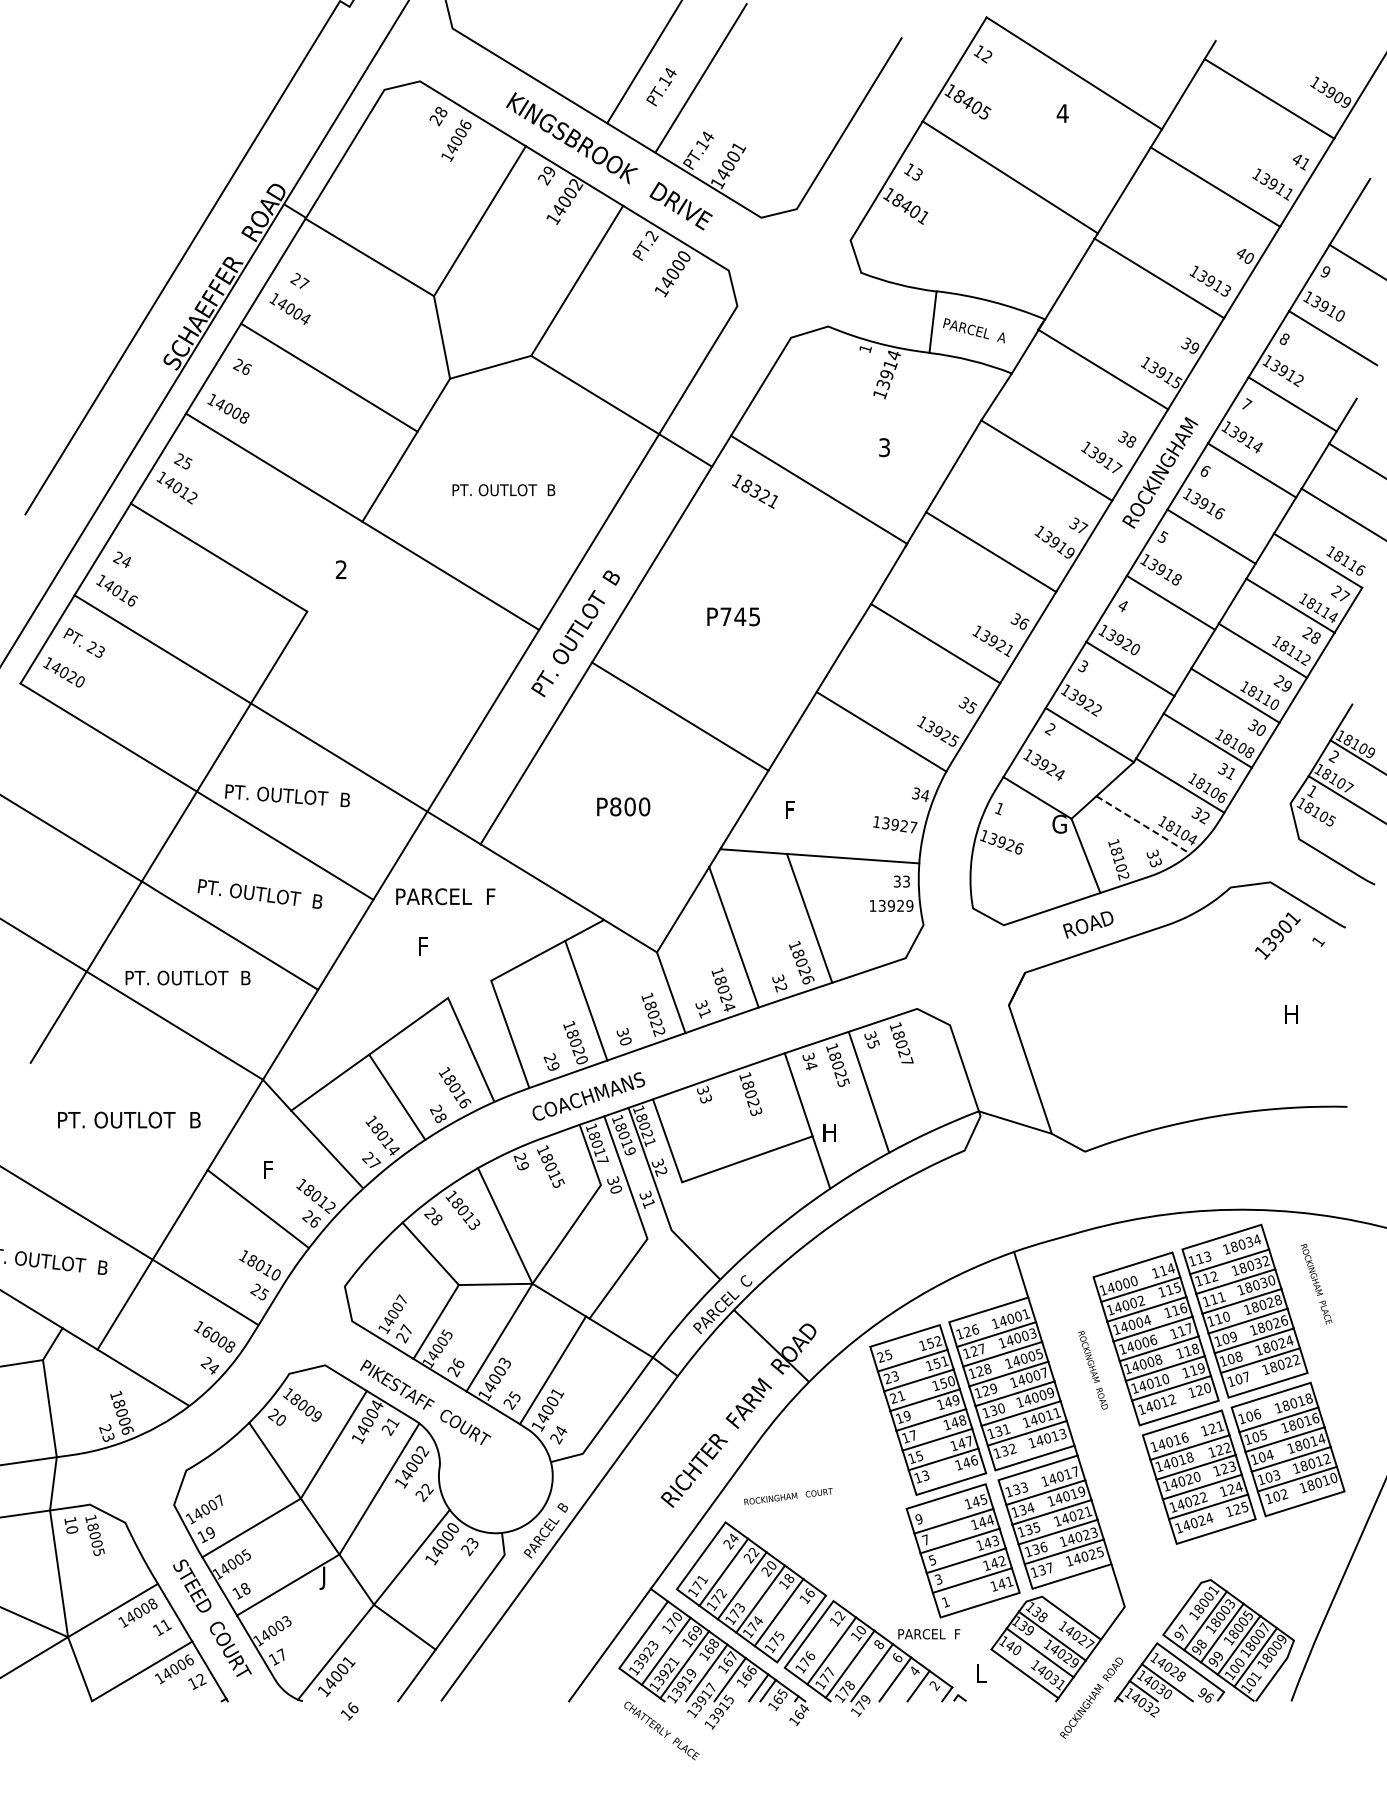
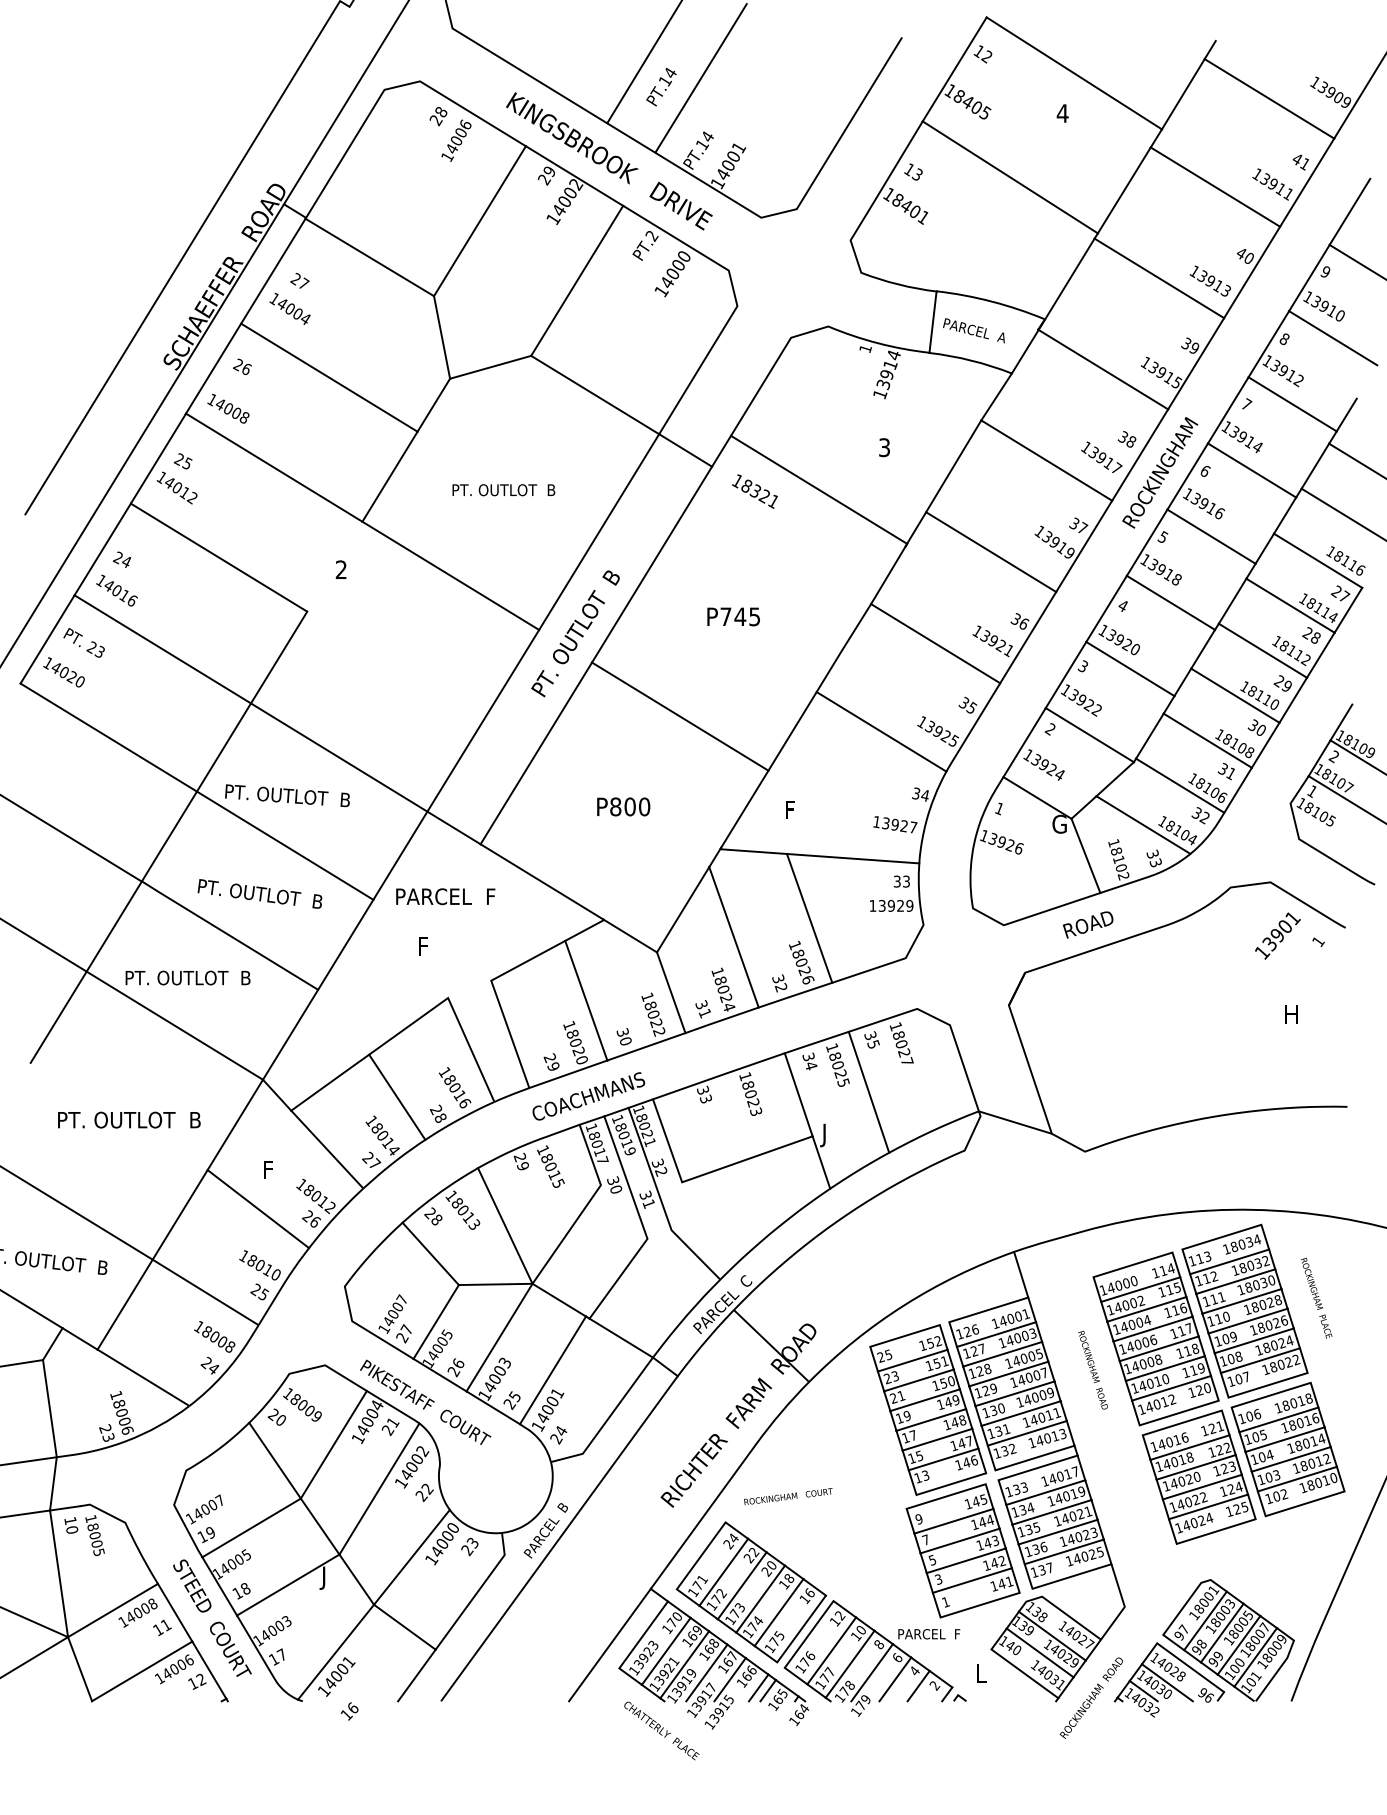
line: dashed -> solid (1143, 825)
text: H -> J (827, 1135)
text position: (1316, 1283) -> (1316, 1297) (1316, 1297)
text: 16008 -> 18008 (207, 1330)
